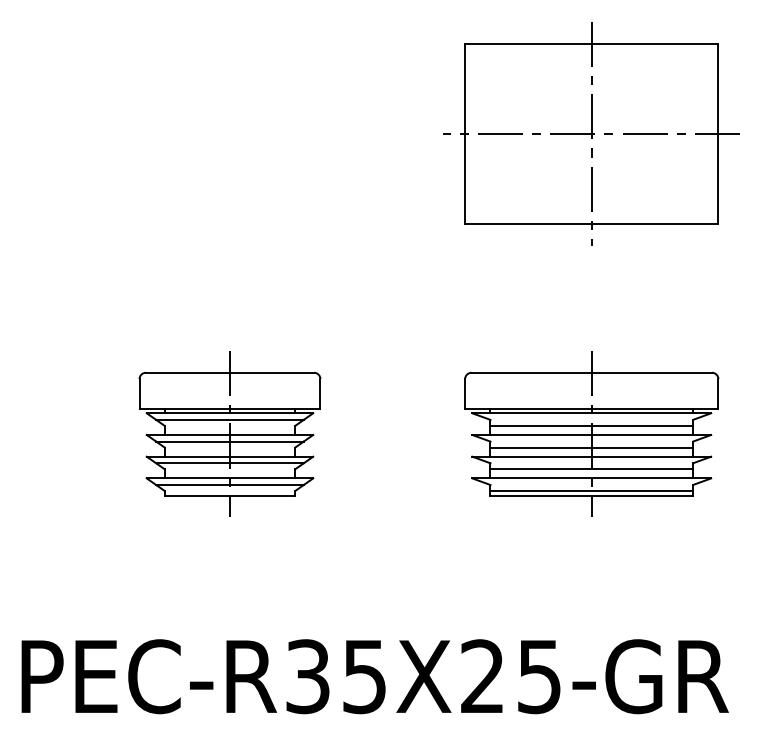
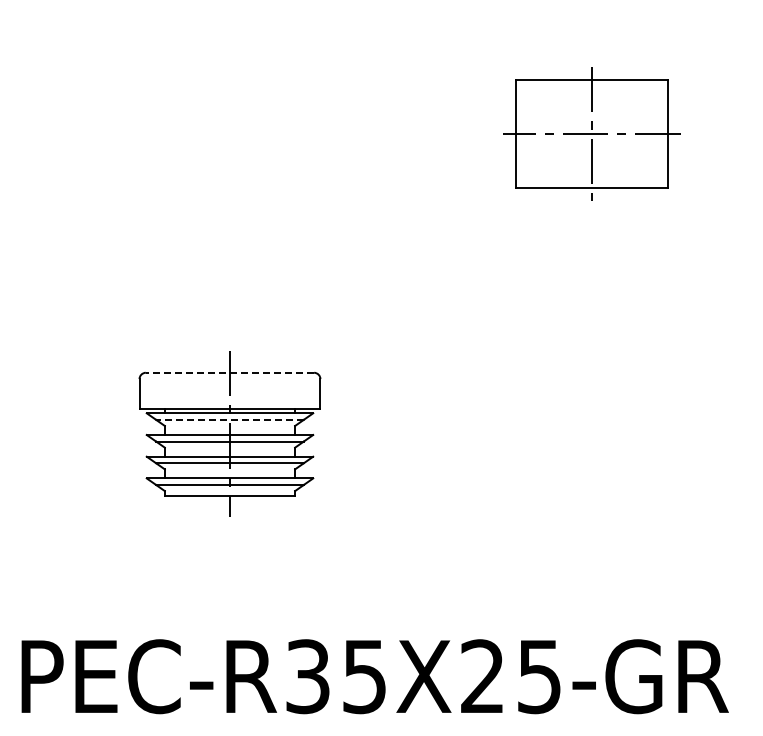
part size: 297x224 px -> 178x134 px (591, 133)
line: solid -> dashed (229, 372)
line: solid -> dashed (229, 419)
part: present -> none (591, 433)
